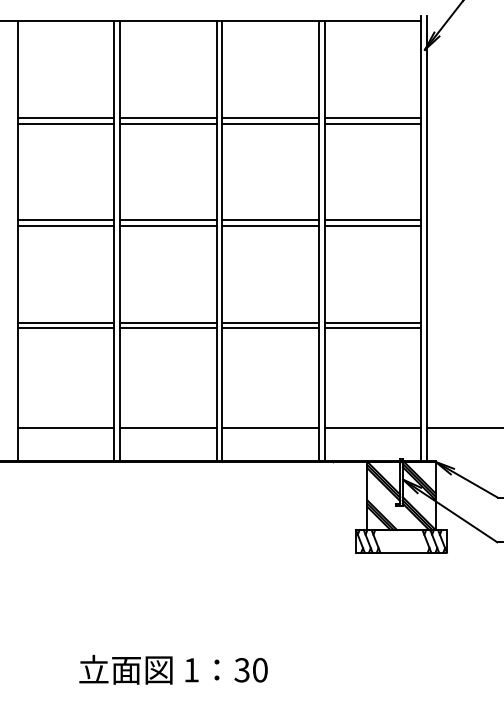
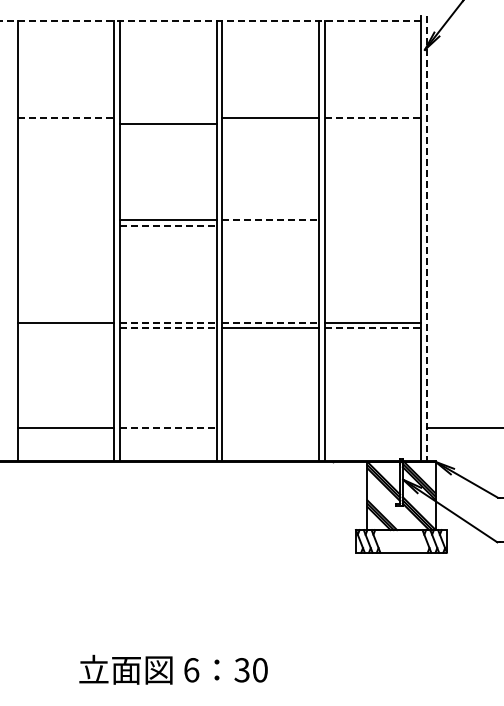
line: solid -> dashed (210, 21)
line: solid -> dashed (66, 117)
line: present -> none (168, 117)
line: solid -> dashed (373, 117)
line: present -> none (65, 123)
line: present -> none (270, 123)
line: present -> none (372, 123)
line: present -> none (65, 220)
line: solid -> dashed (271, 220)
line: present -> none (372, 220)
line: present -> none (65, 225)
line: solid -> dashed (168, 225)
line: present -> none (270, 225)
line: present -> none (372, 225)
line: solid -> dashed (427, 238)
line: solid -> dashed (168, 322)
line: solid -> dashed (271, 322)
line: present -> none (65, 328)
line: solid -> dashed (168, 328)
line: solid -> dashed (373, 328)
line: solid -> dashed (168, 427)
line: present -> none (270, 427)
line: present -> none (372, 427)
text: 1 -> 6 (191, 670)
